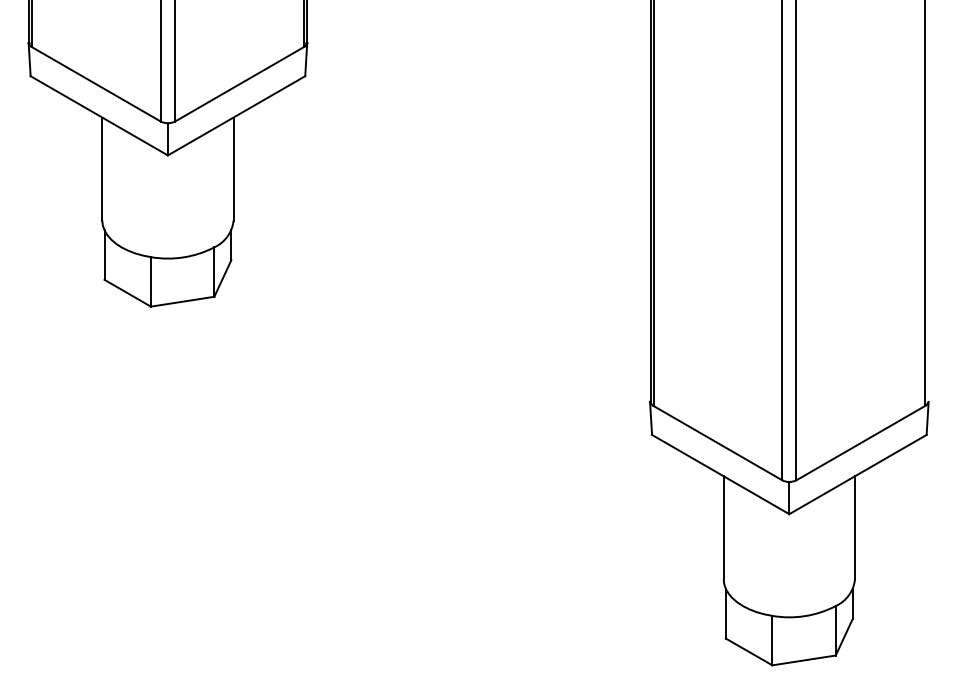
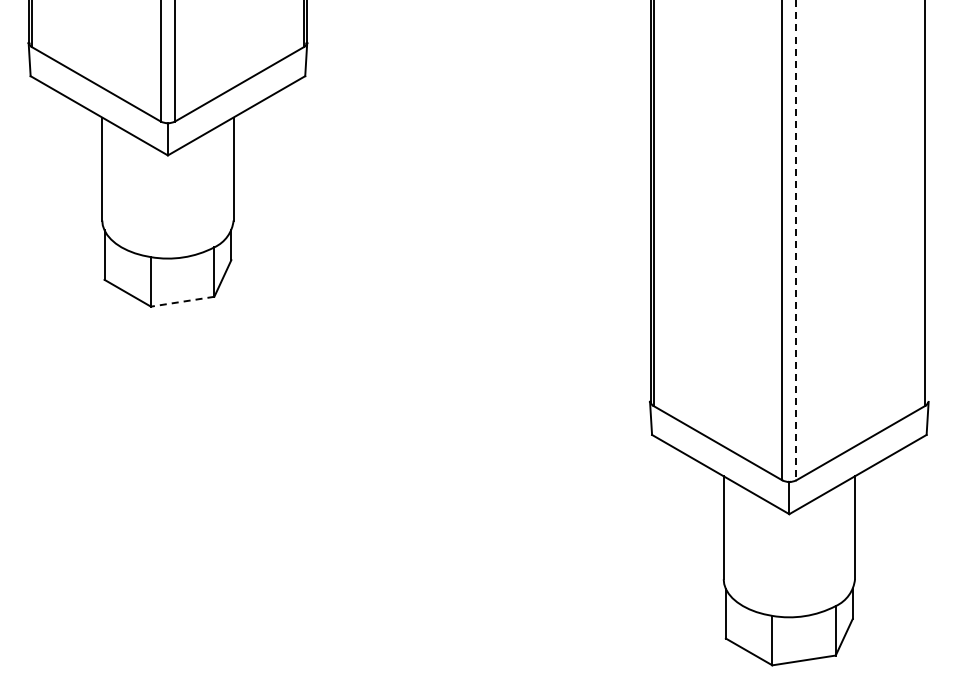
line: solid -> dashed (796, 240)
line: solid -> dashed (182, 301)
